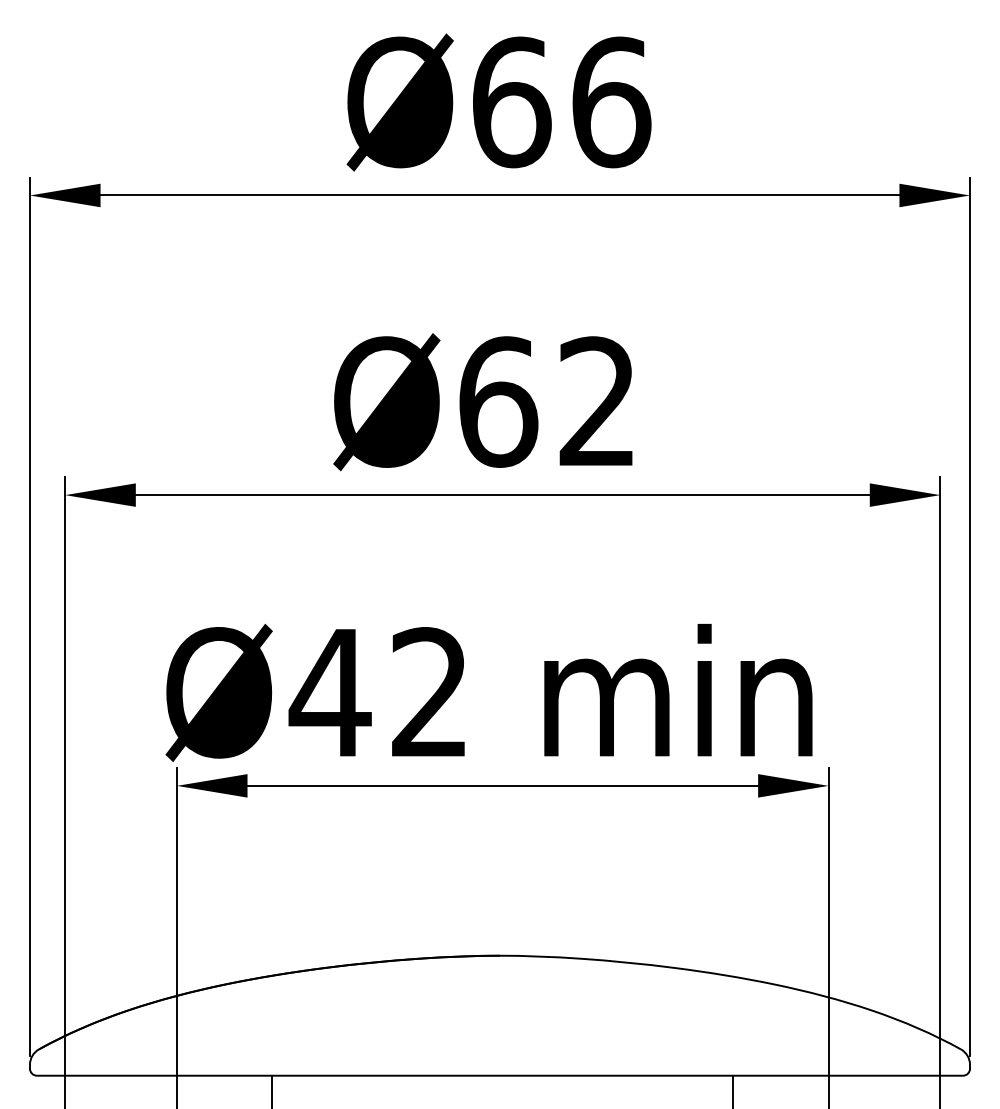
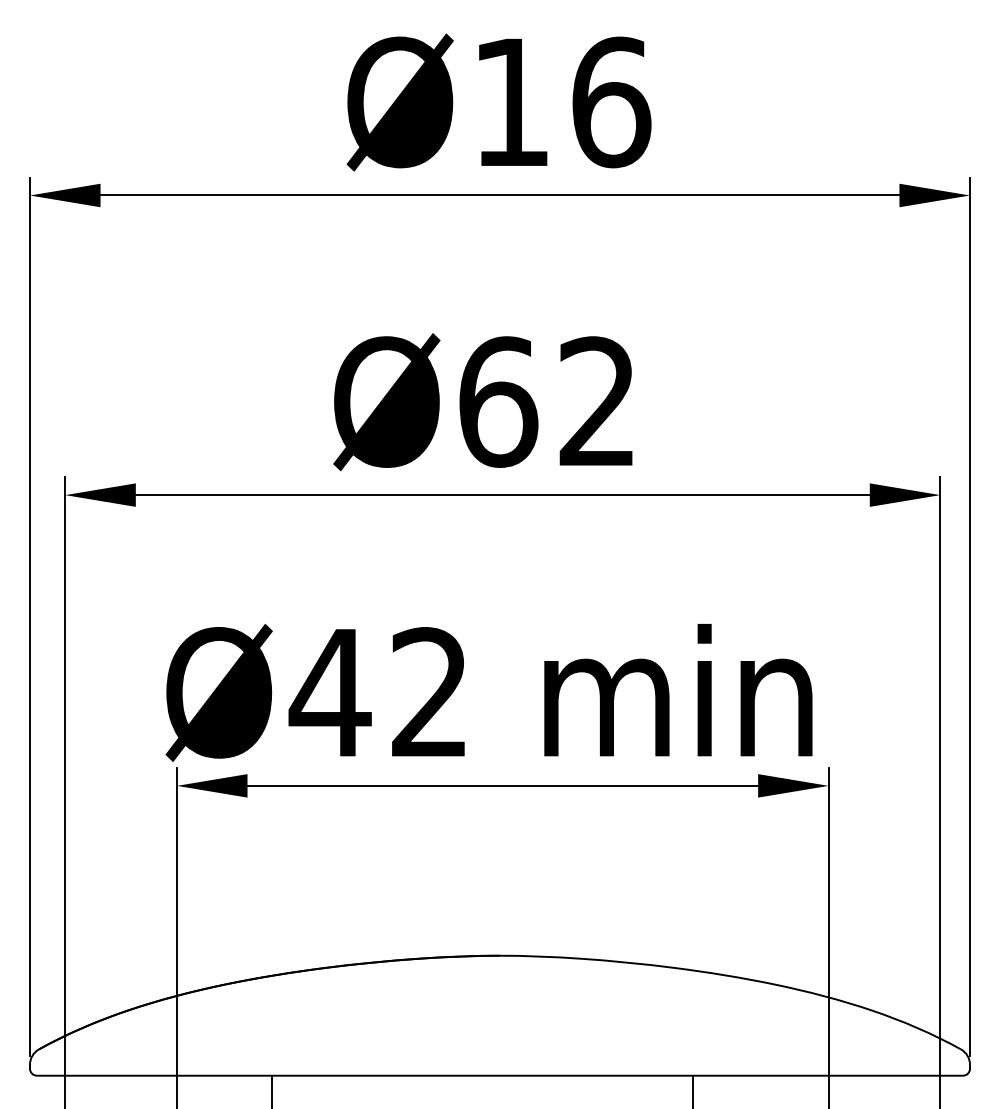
text: Ø66 -> Ø16 (512, 102)
line position: (733, 1090) -> (693, 1090) (693, 1090)
